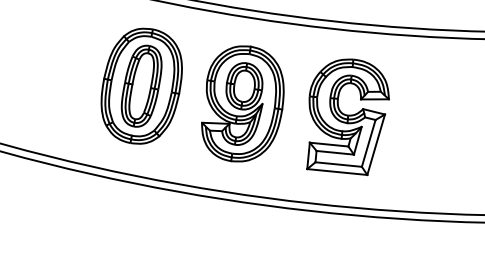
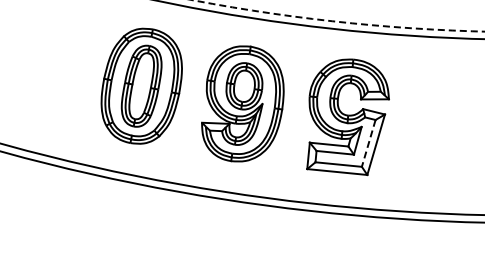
arc: solid -> dashed (337, 21)
line: solid -> dashed (368, 143)
